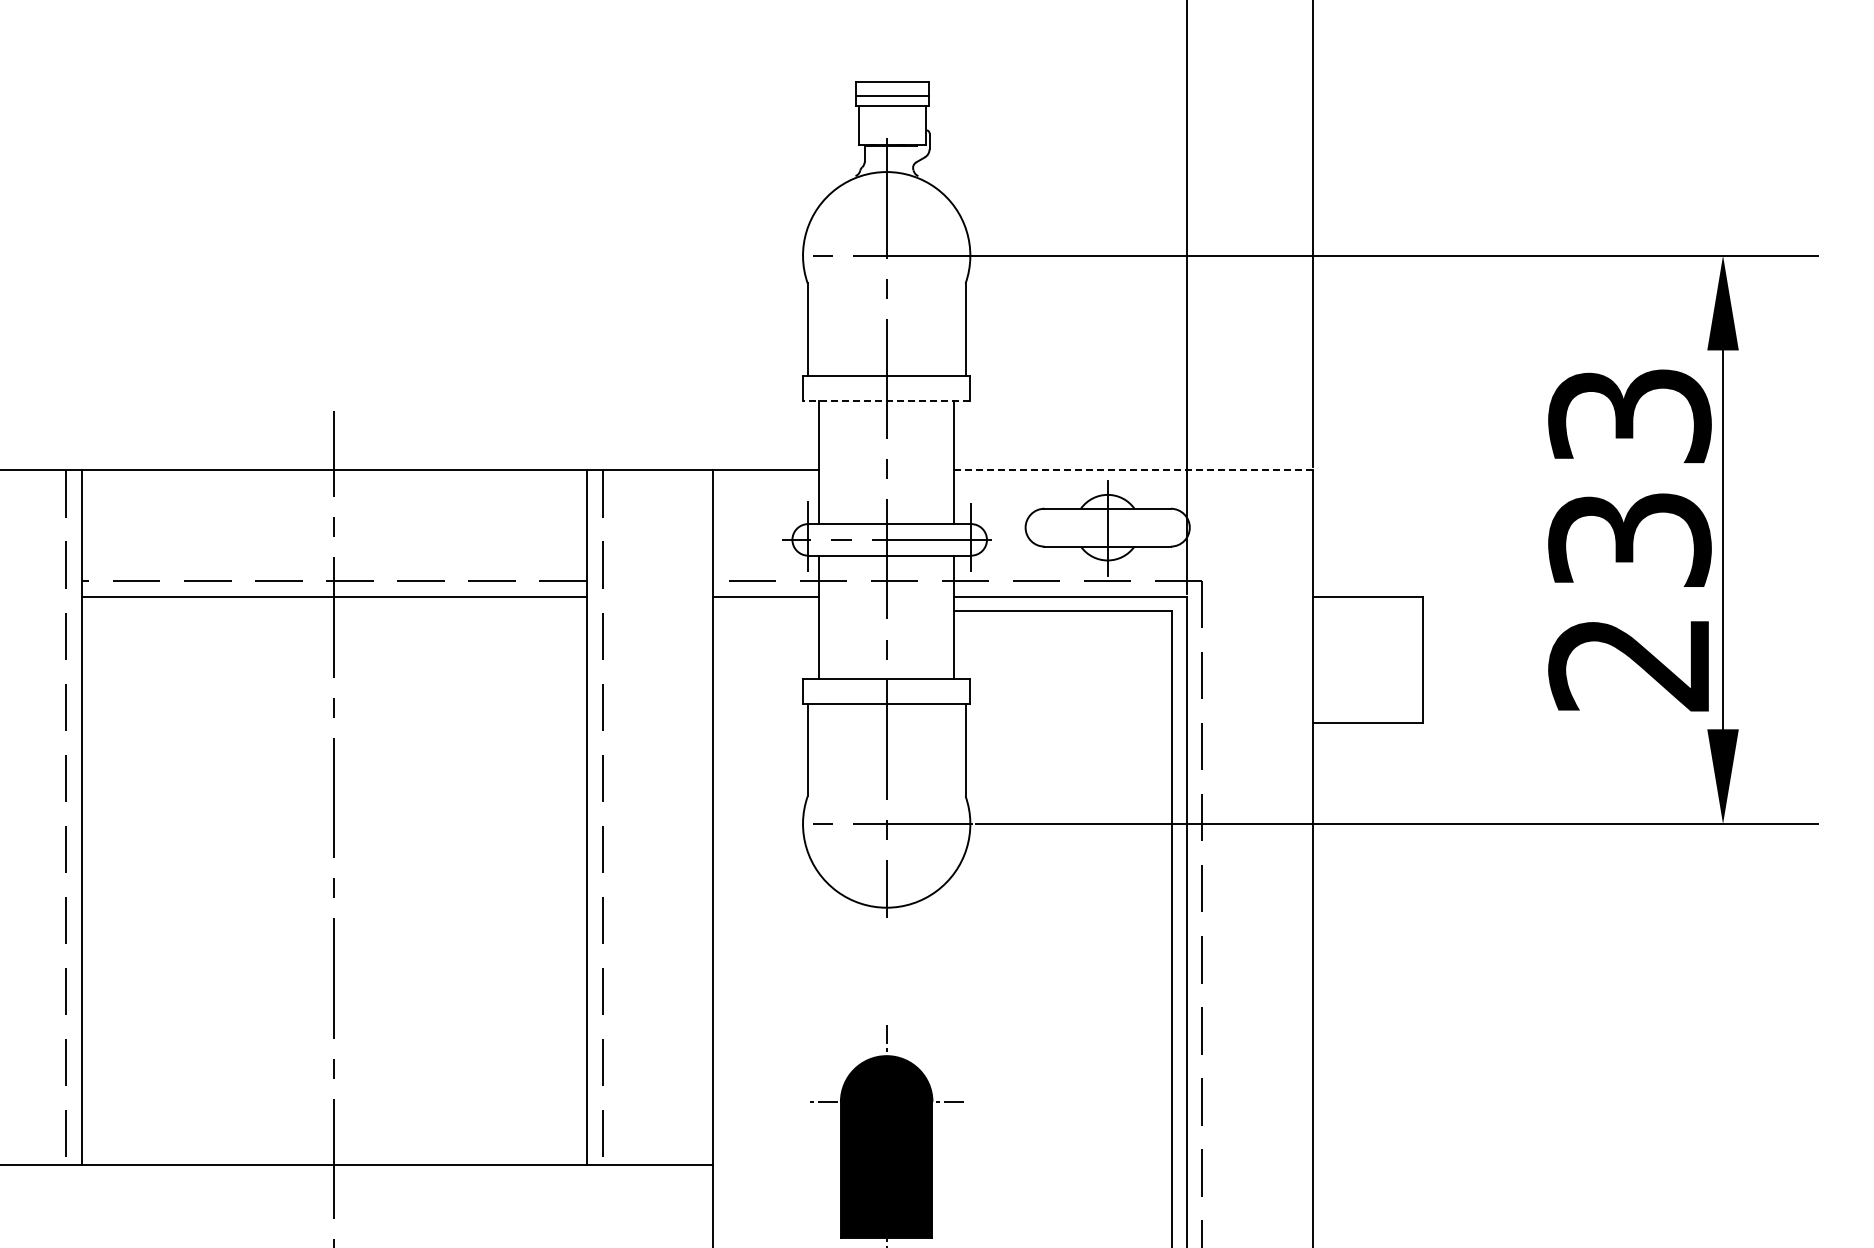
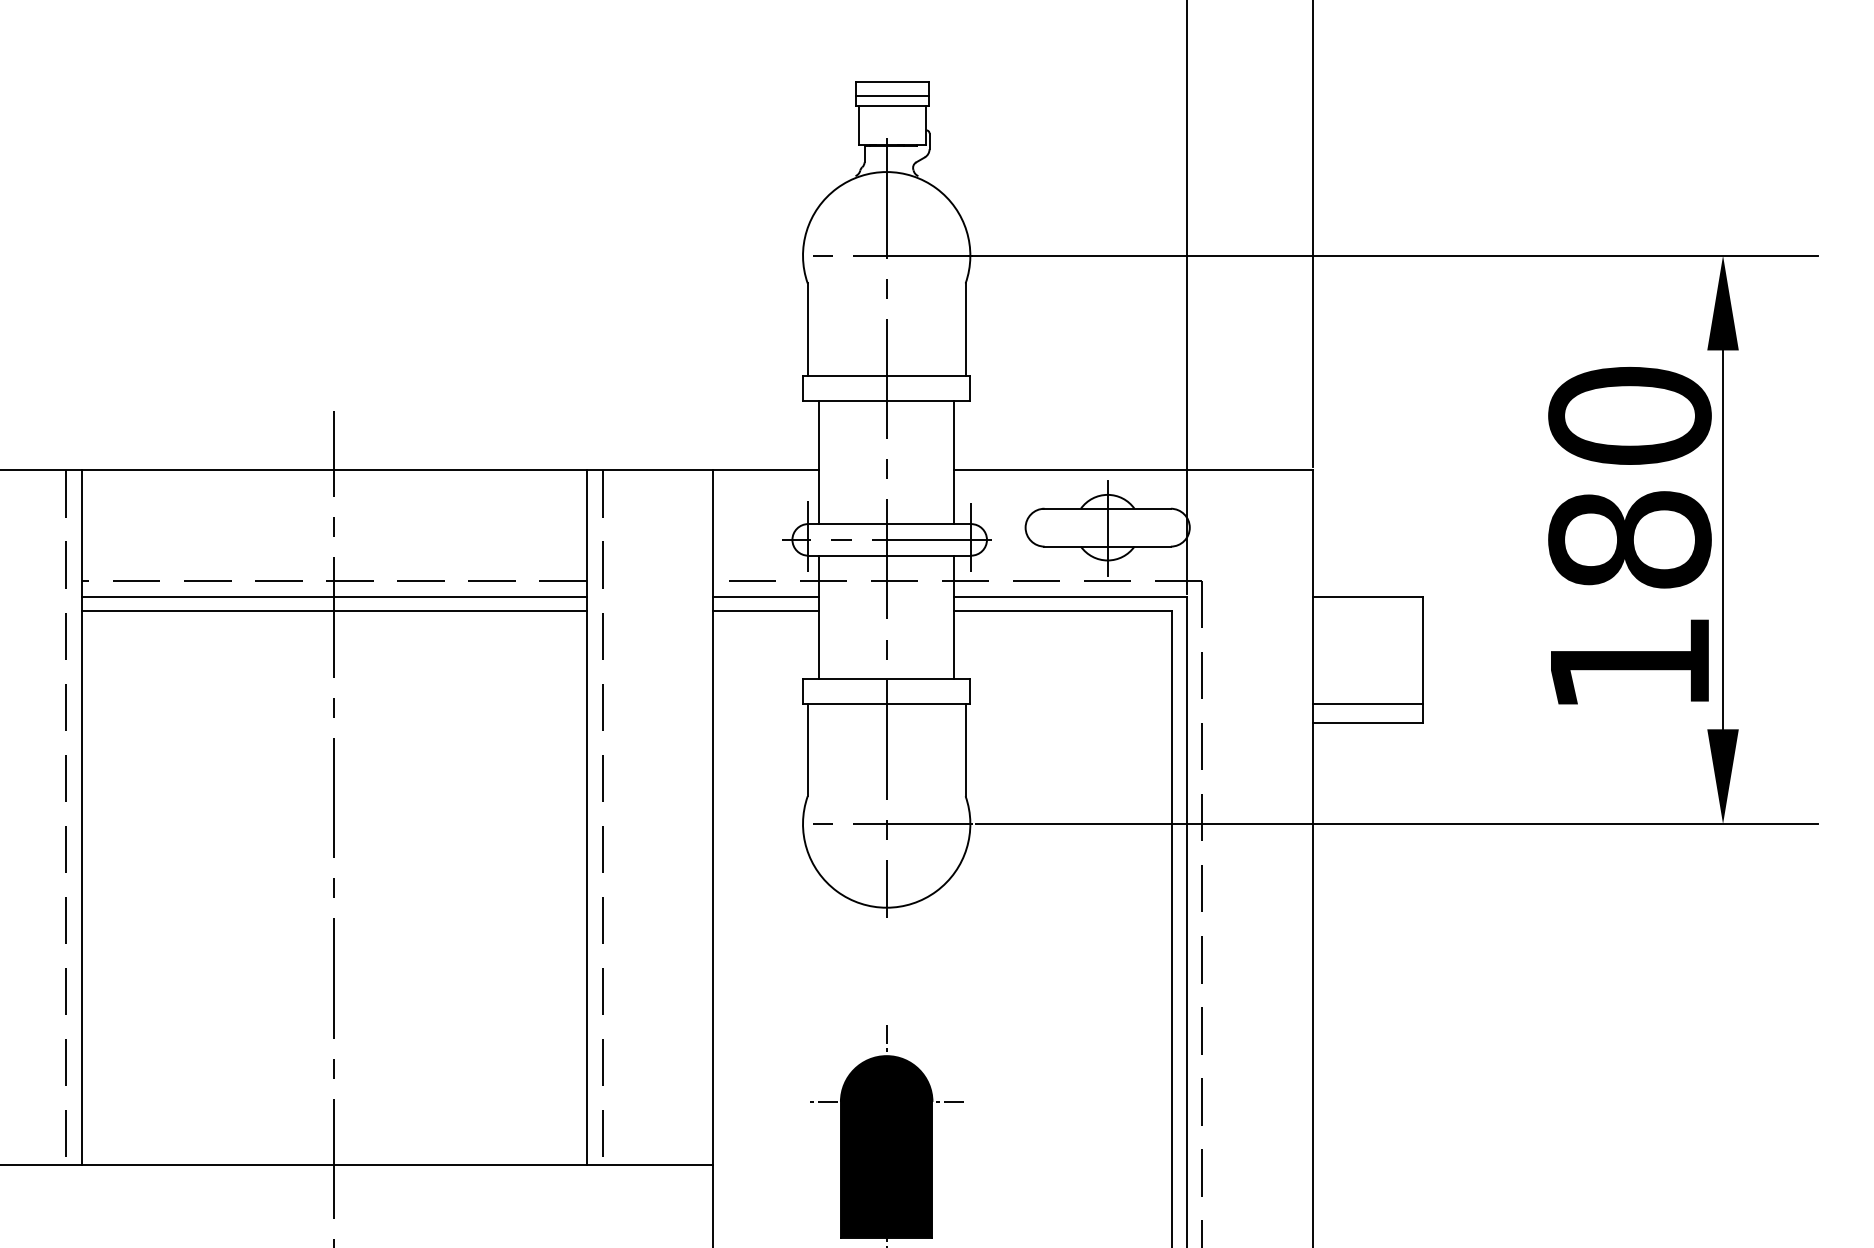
line: dashed -> solid (886, 400)
line: dashed -> solid (1133, 470)
text: 233 -> 180 (1629, 538)
line: none -> present (333, 610)
line: none -> present (766, 610)
line: none -> present (1367, 704)
